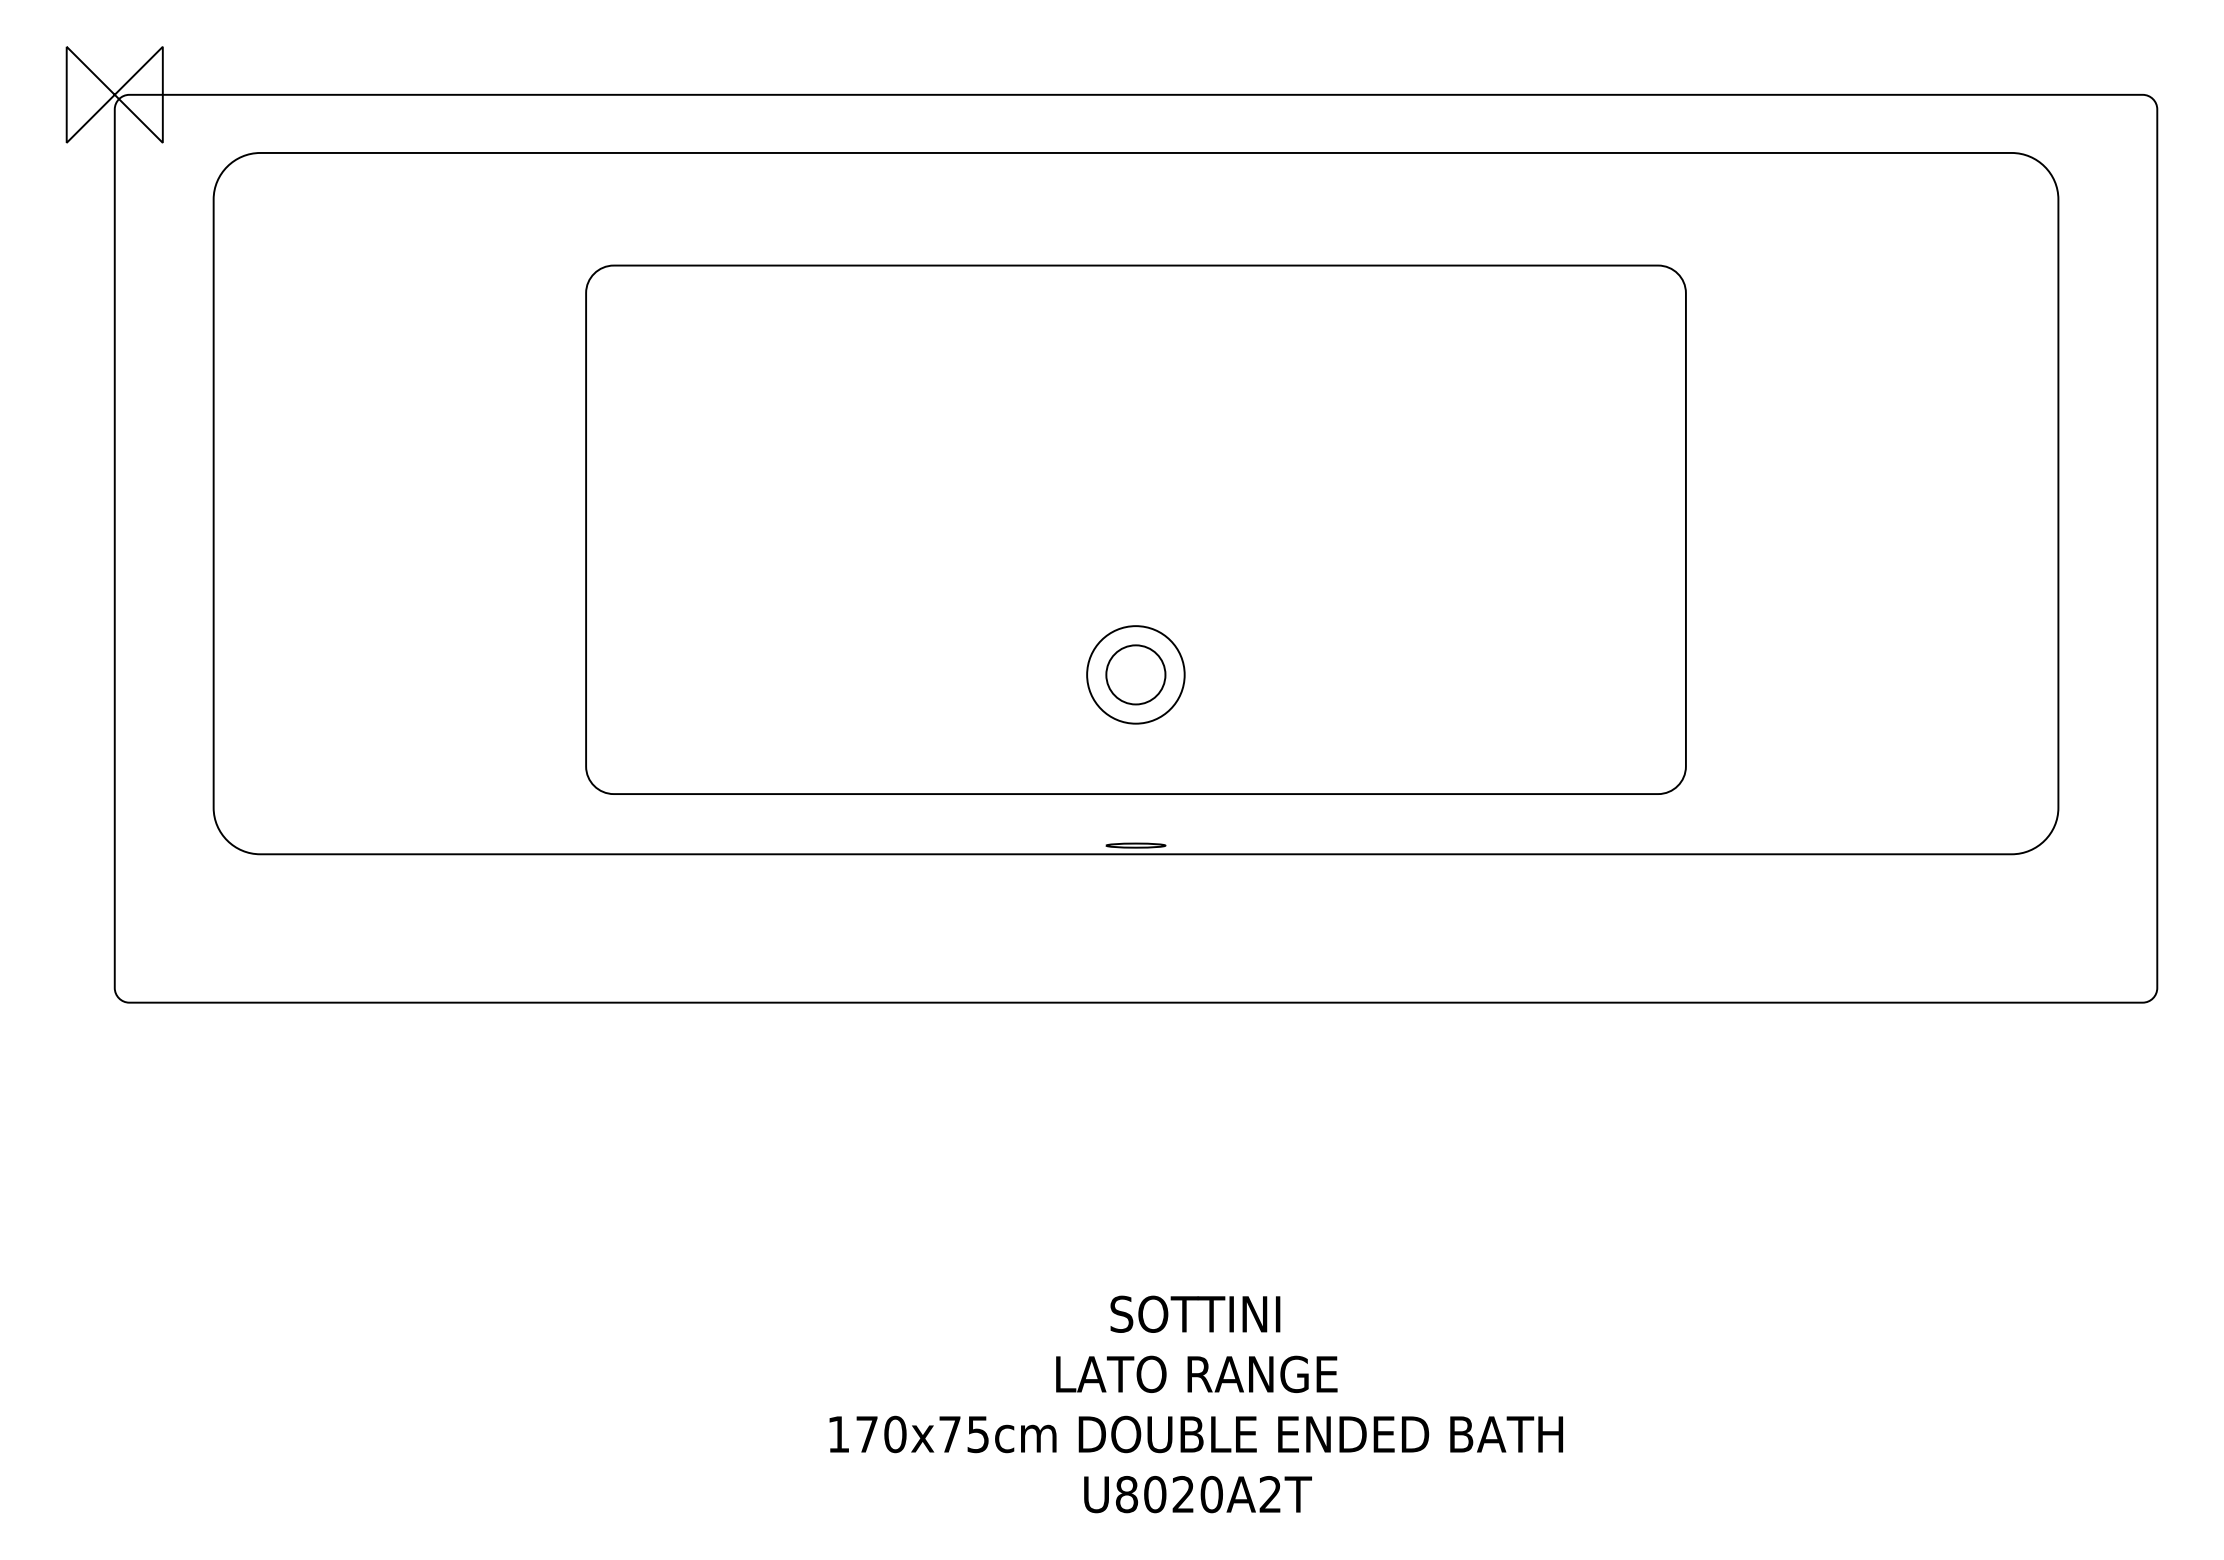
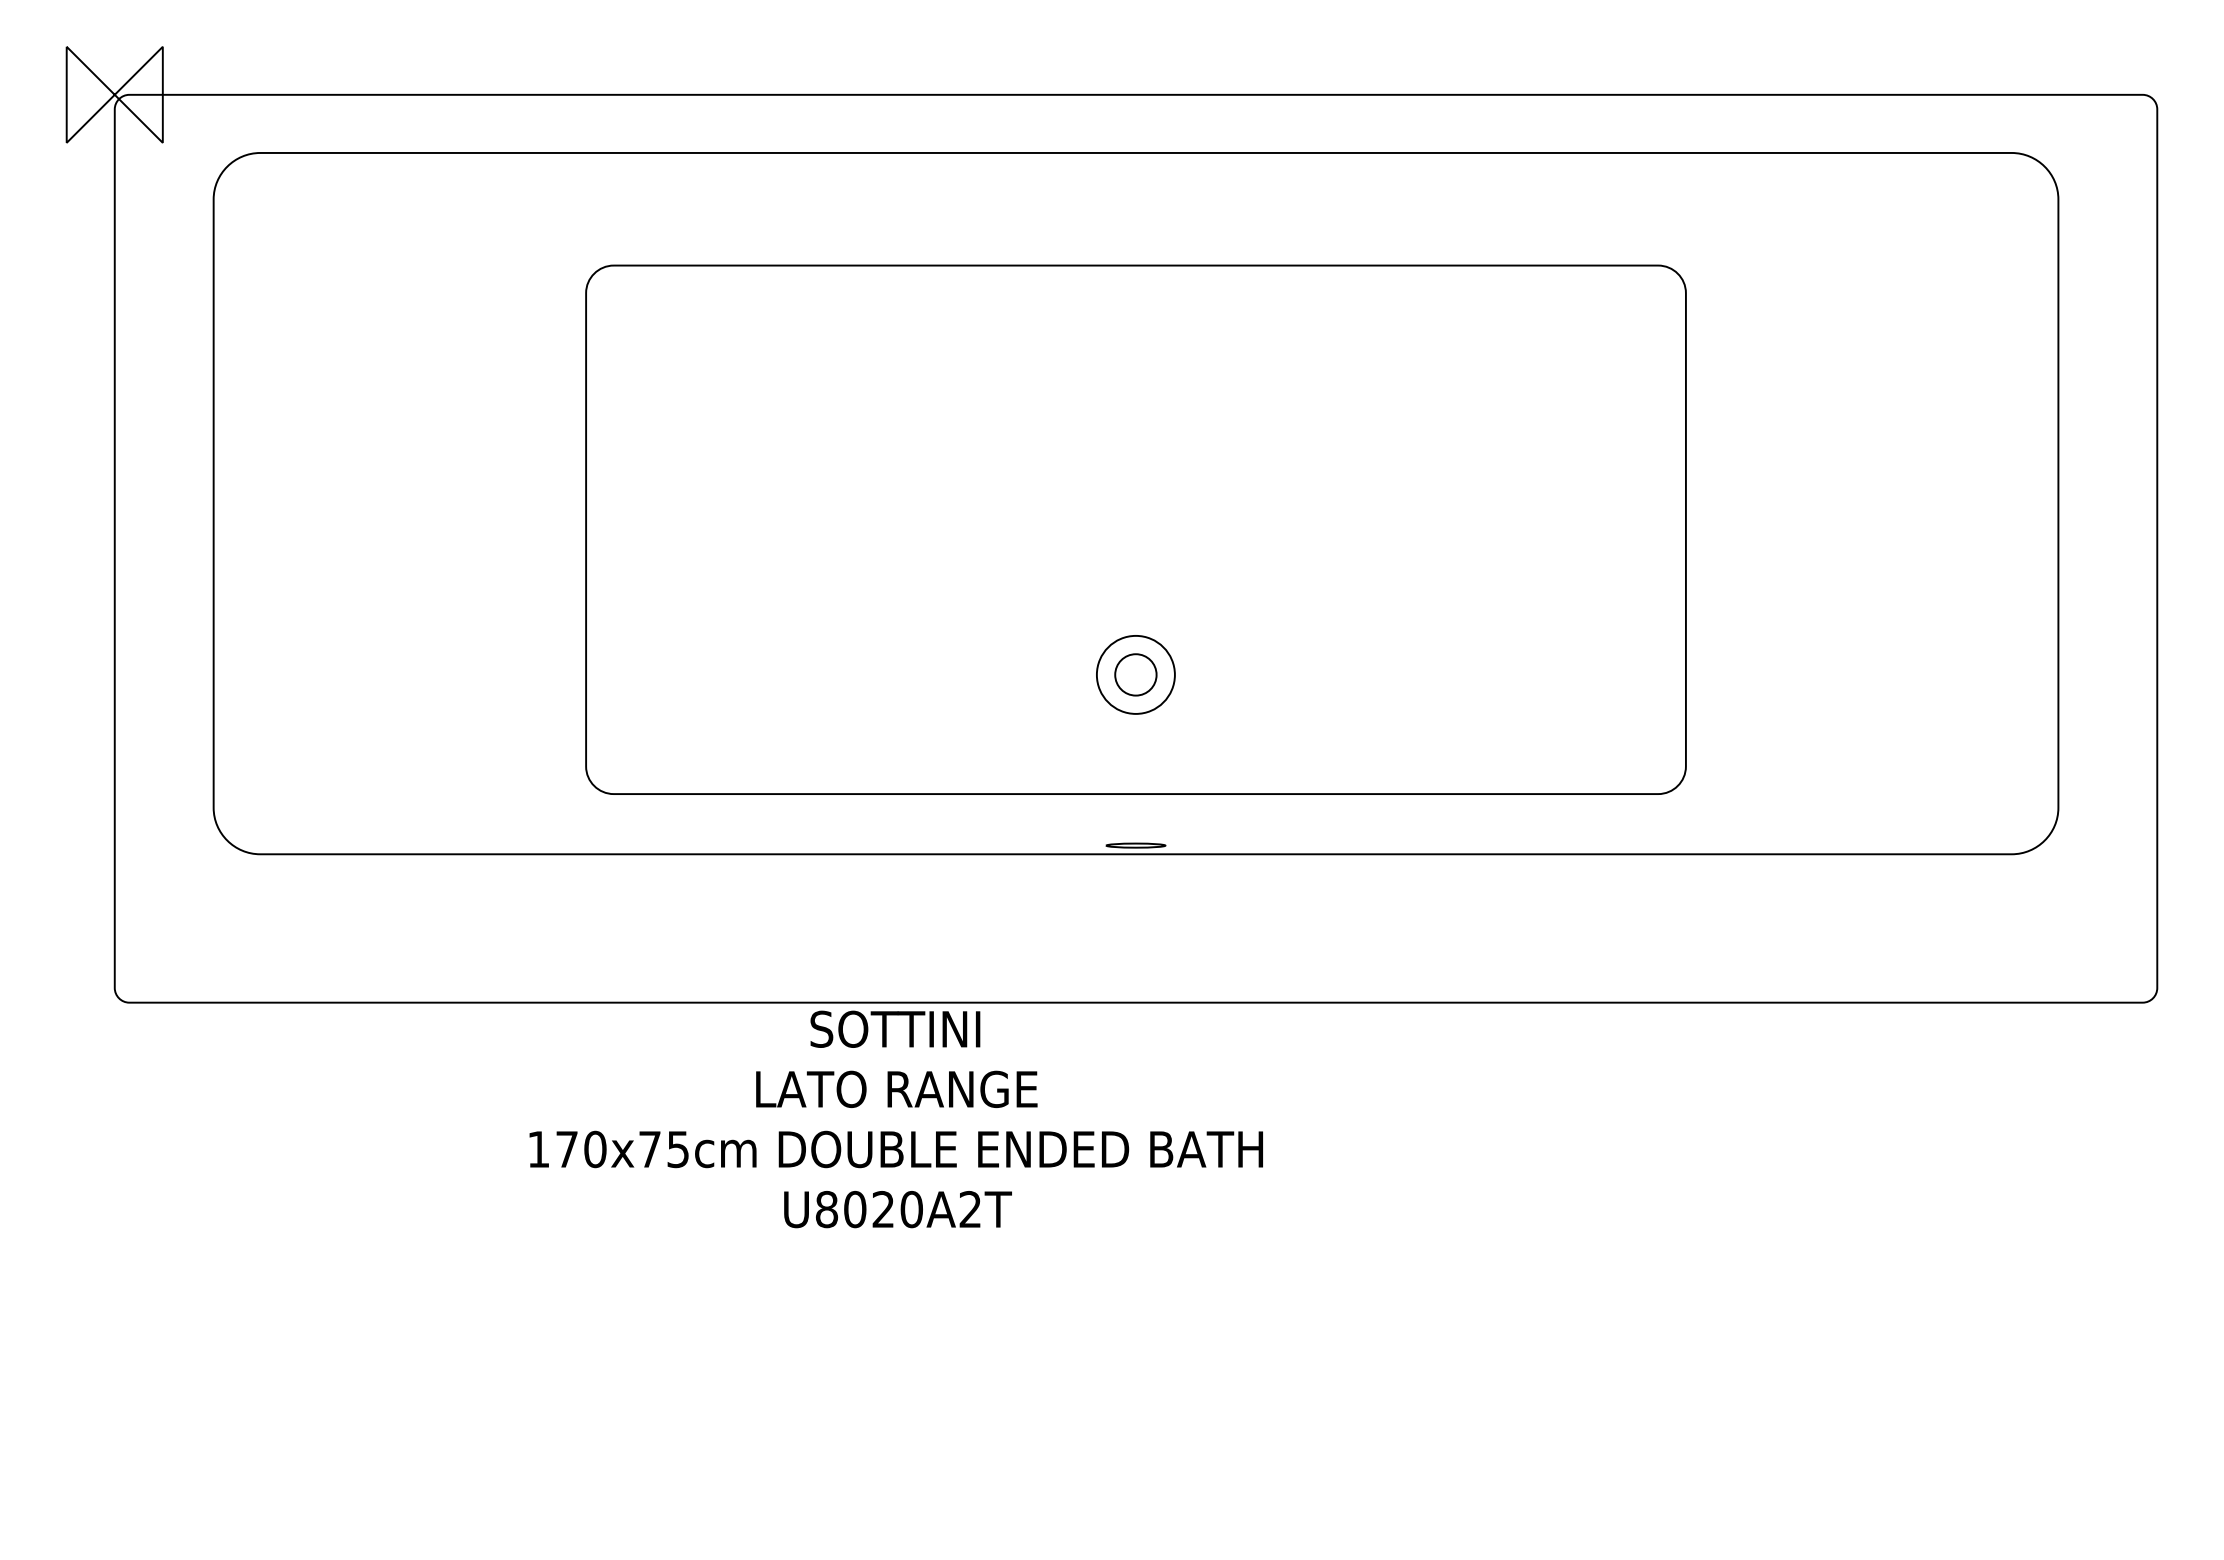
circle diameter: 59 px -> 41 px (1135, 674)
circle diameter: 98 px -> 78 px (1135, 674)
text position: (1195, 1404) -> (895, 1119) (895, 1119)
